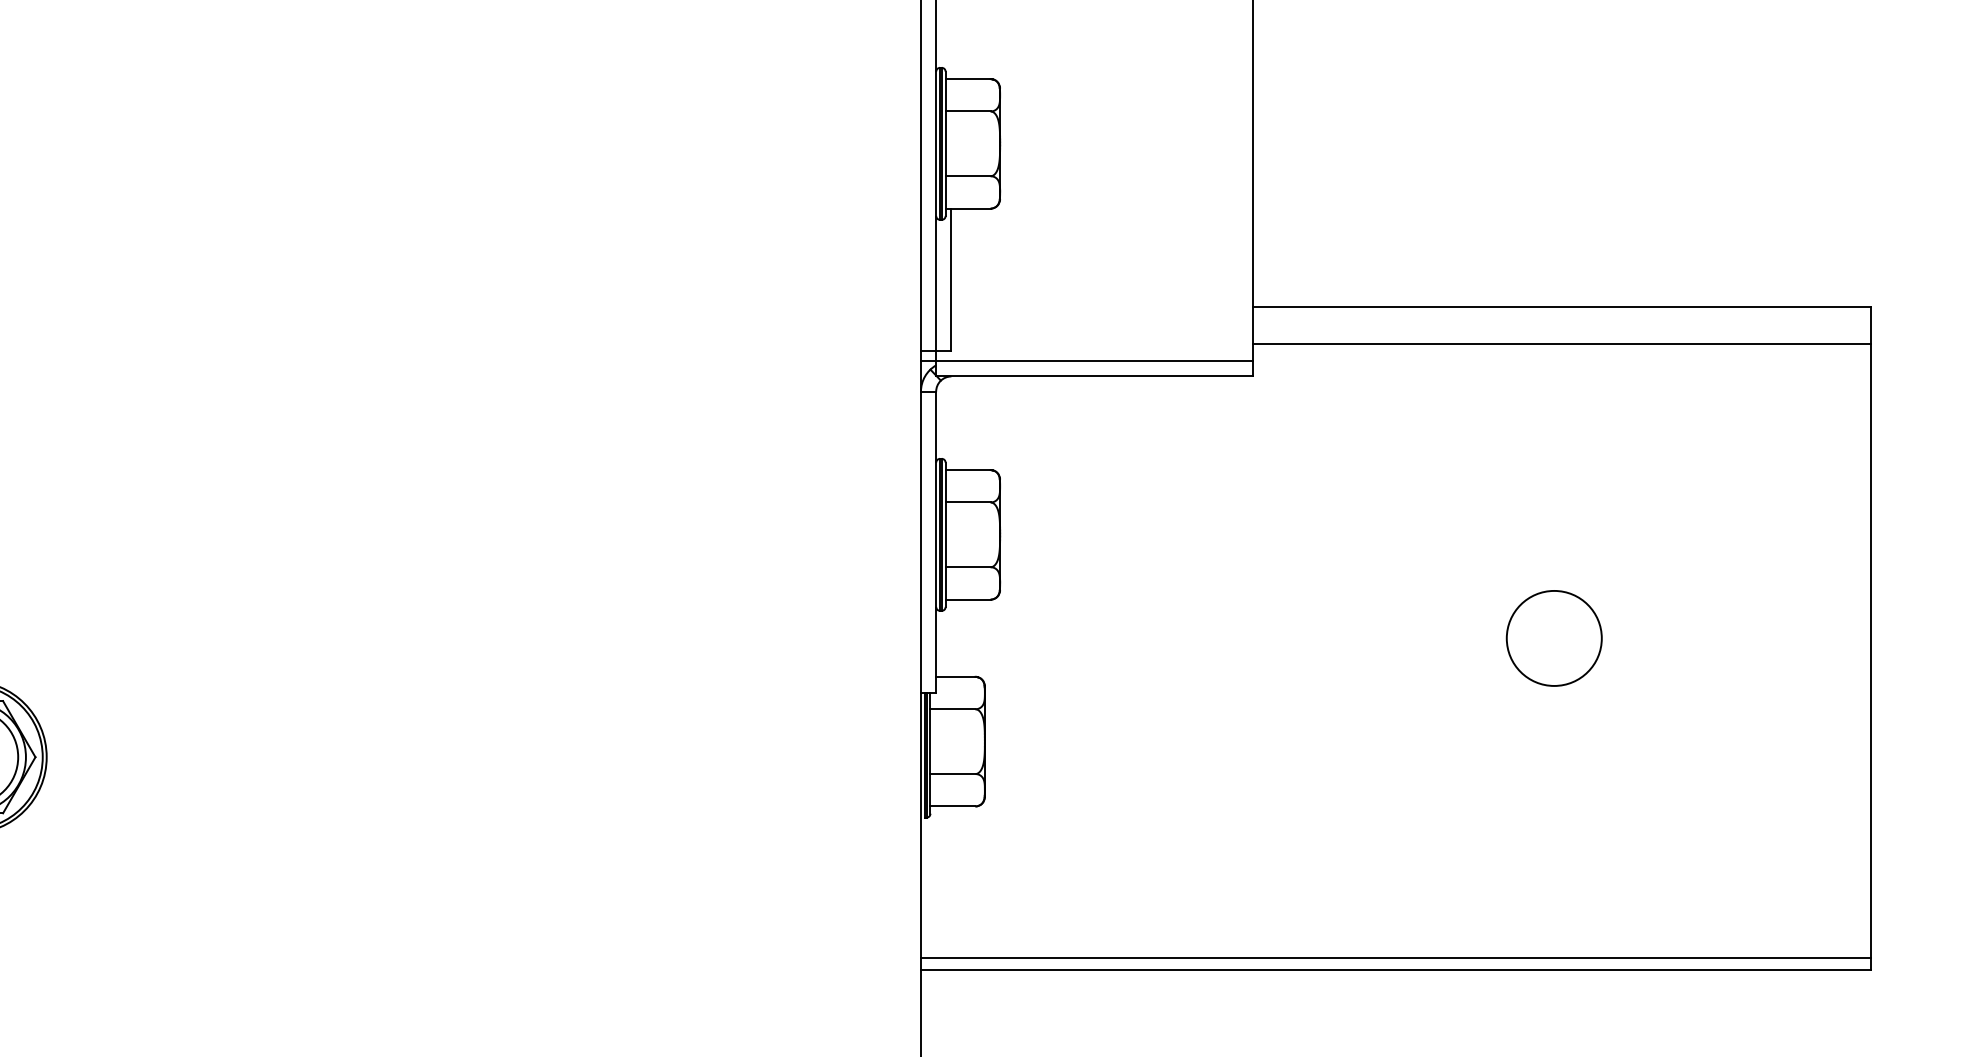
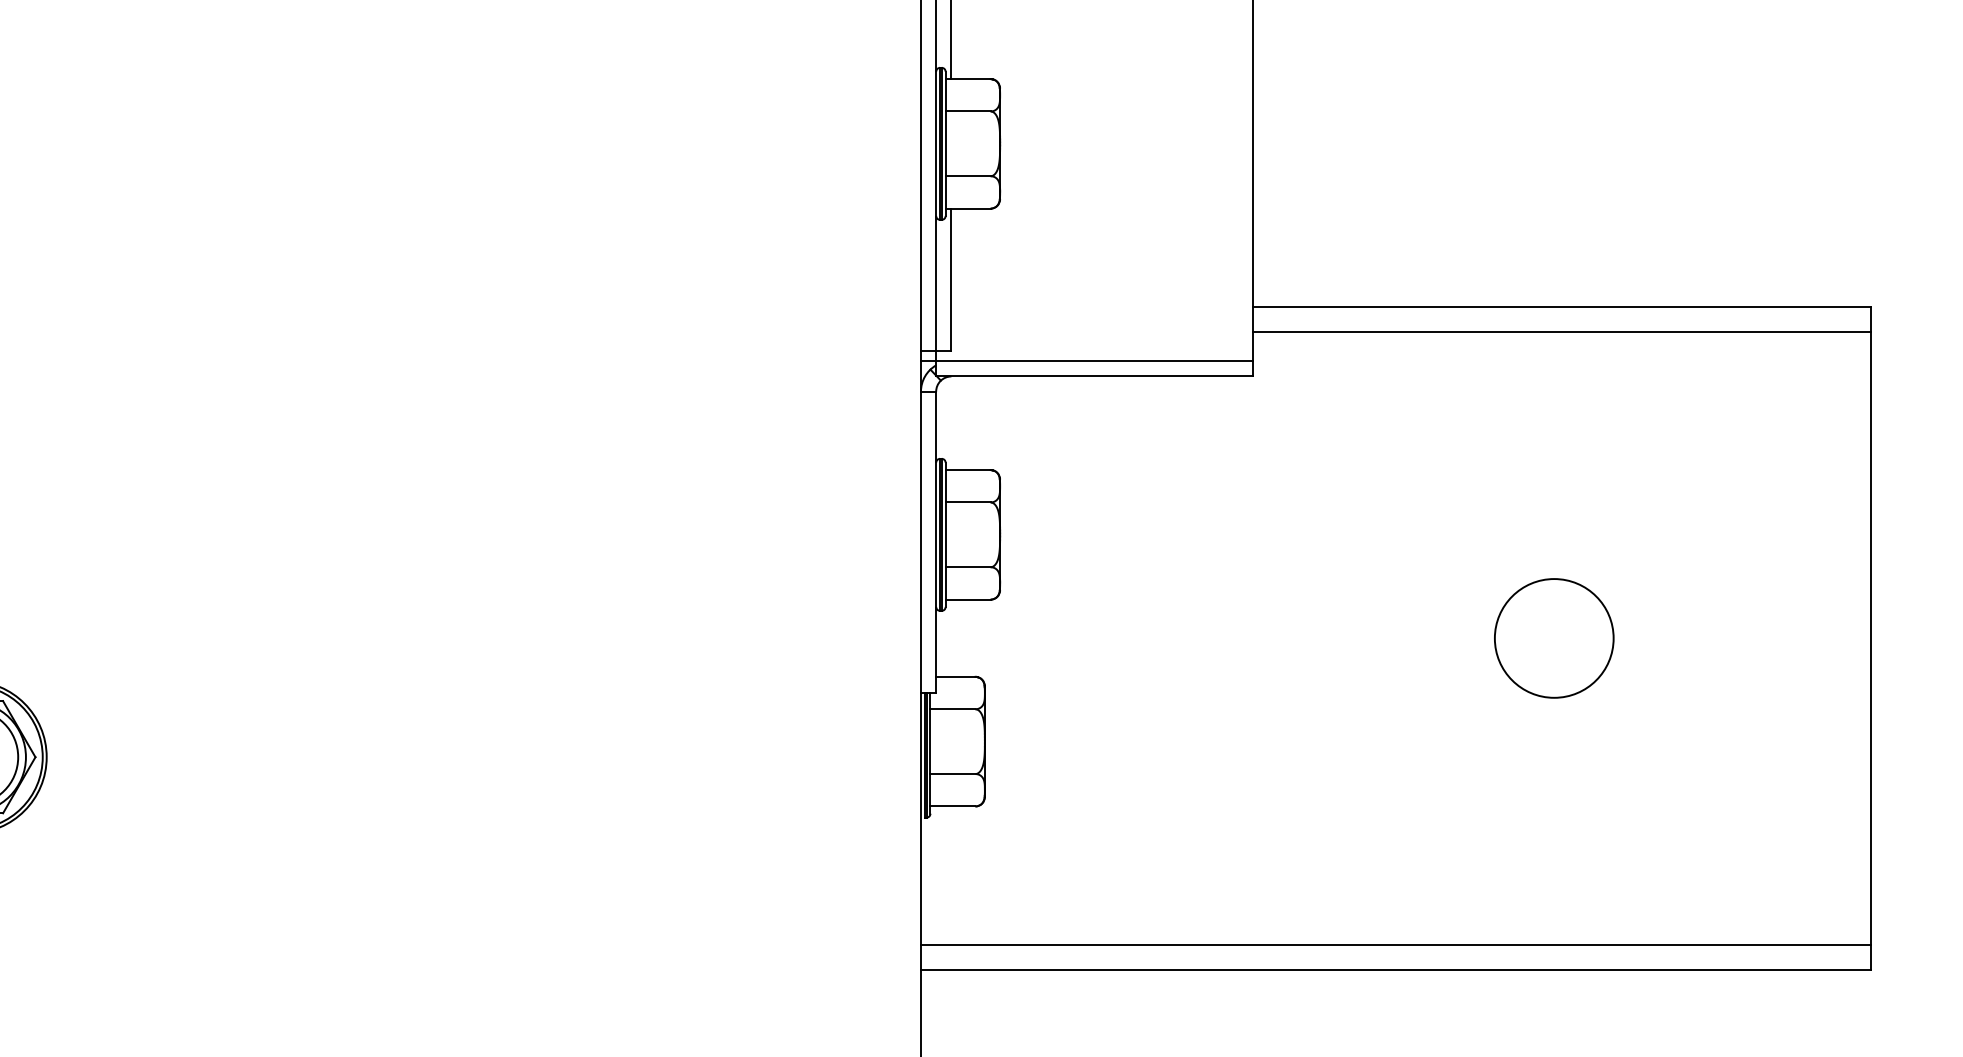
line: none -> present (951, 40)
line position: (1561, 343) -> (1561, 331) (1561, 331)
circle size: 98x97 px -> 121x121 px (1554, 638)
line position: (1395, 958) -> (1395, 945) (1395, 945)
